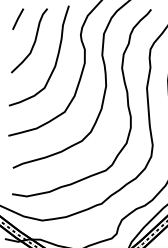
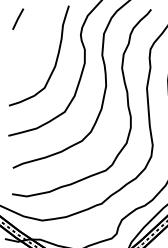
curve: present -> none (33, 42)
